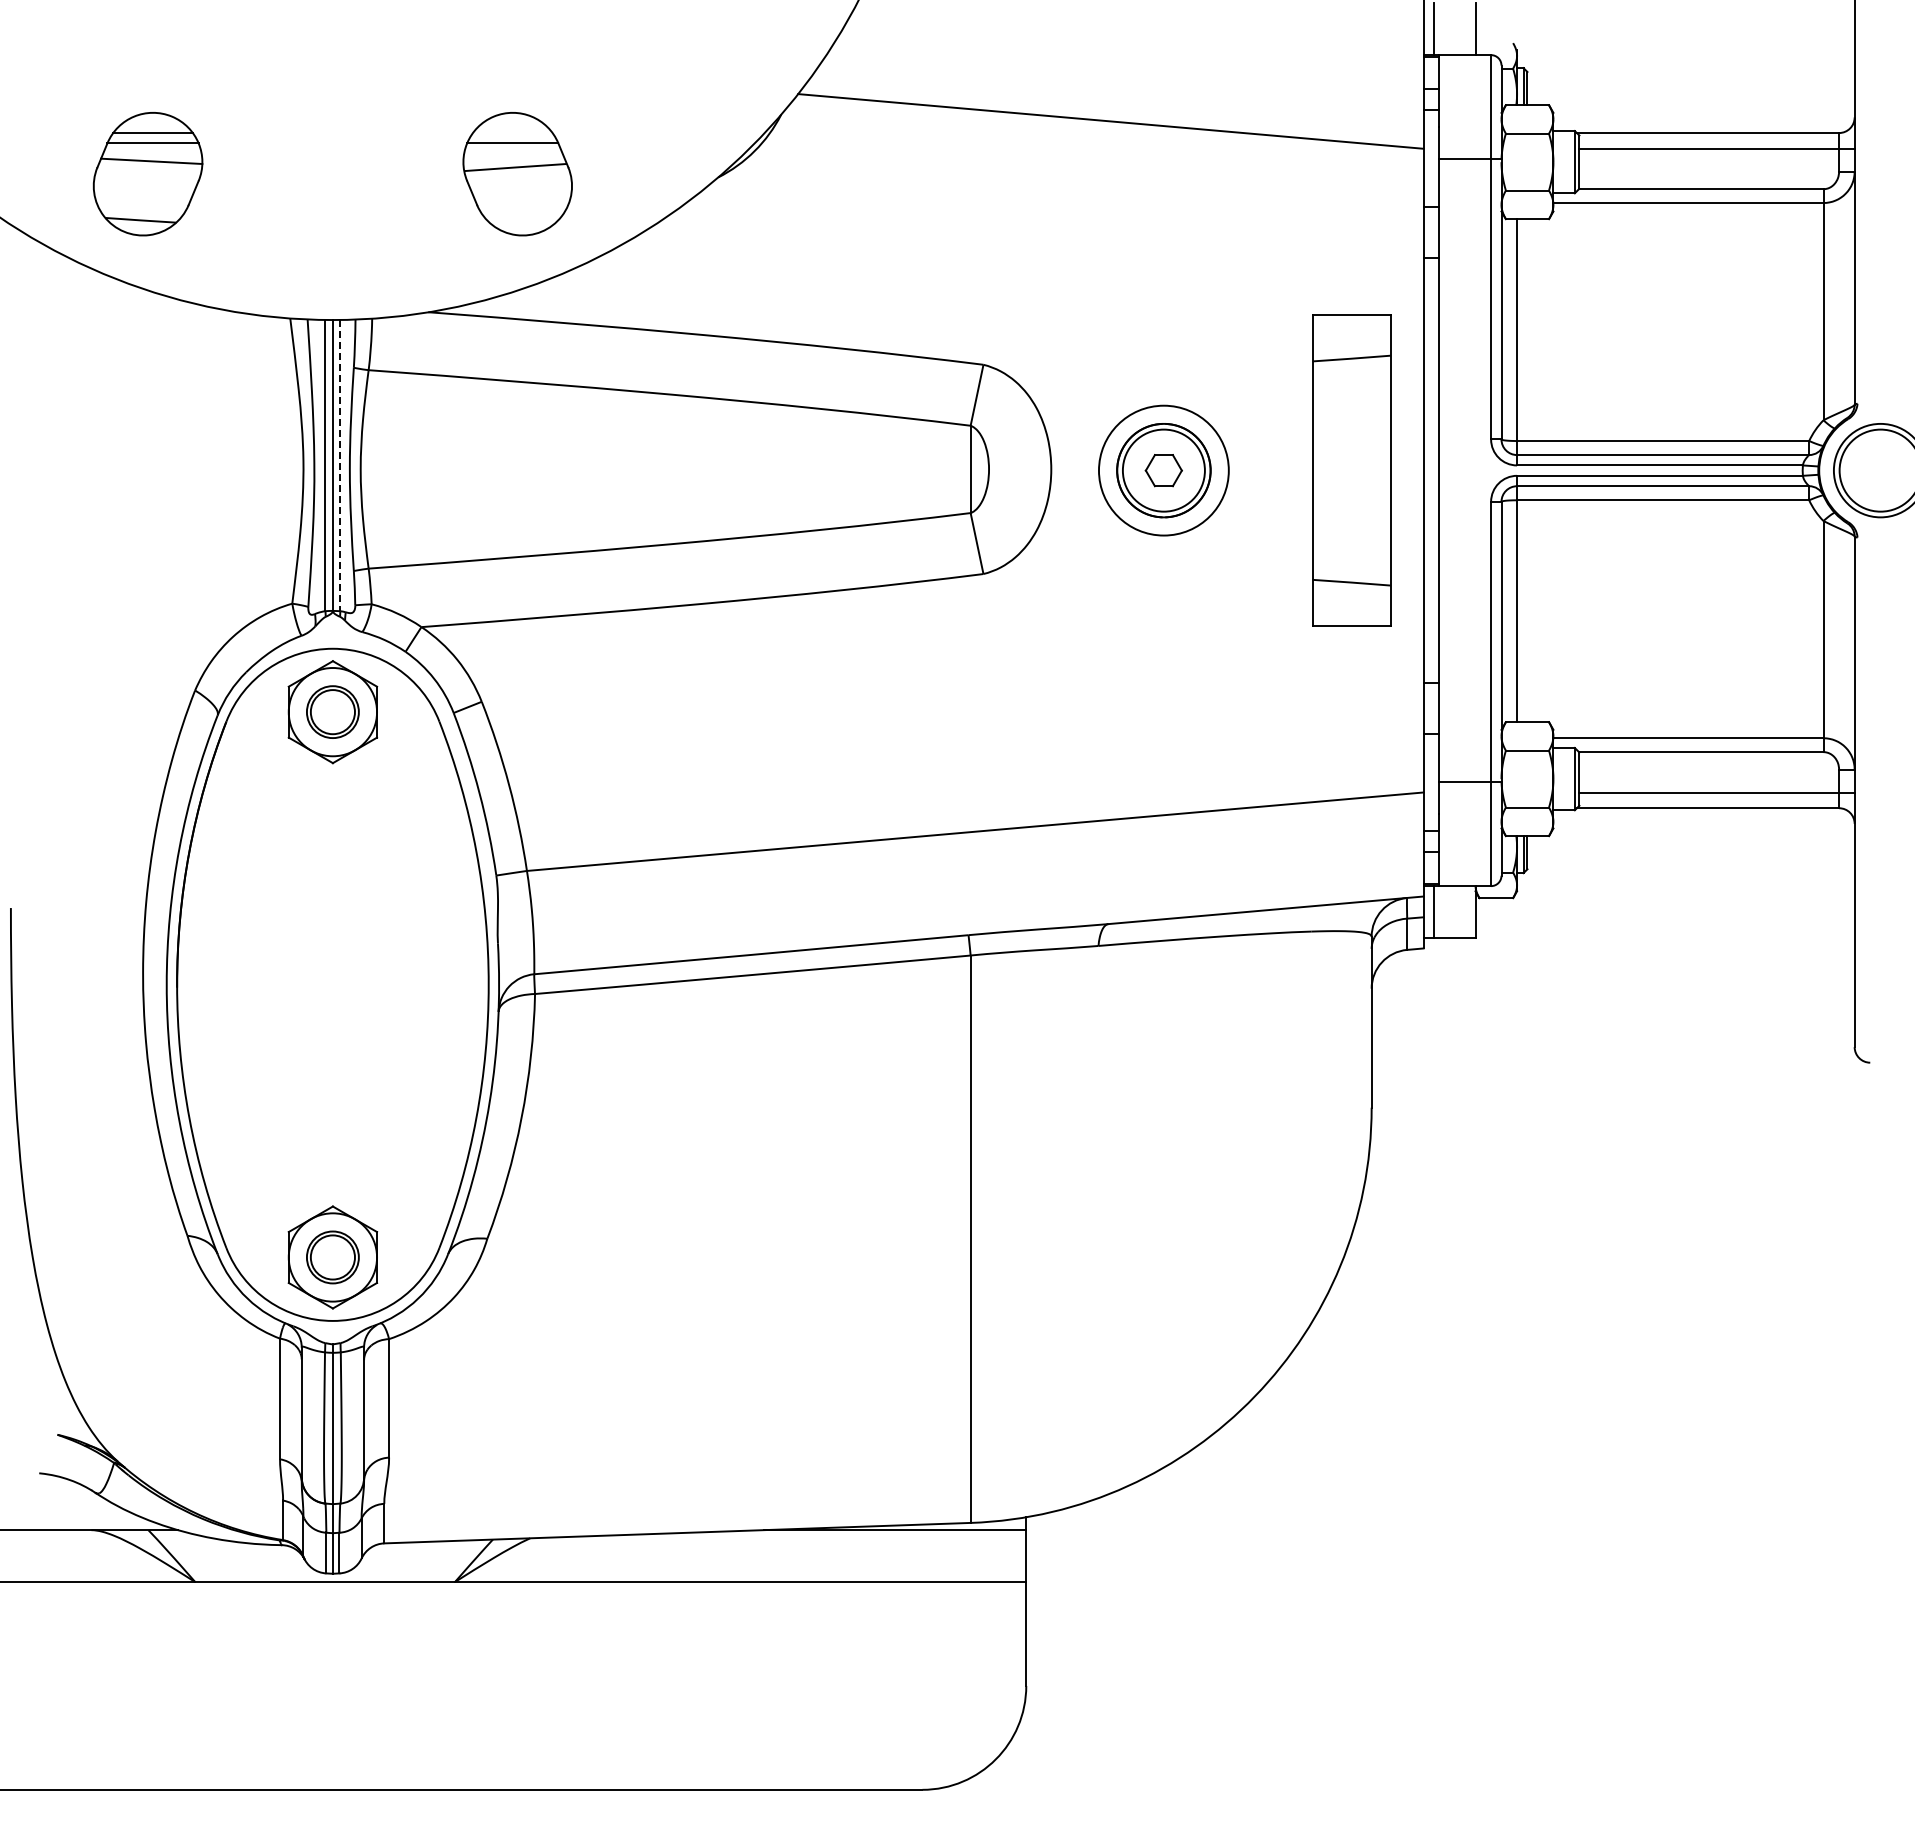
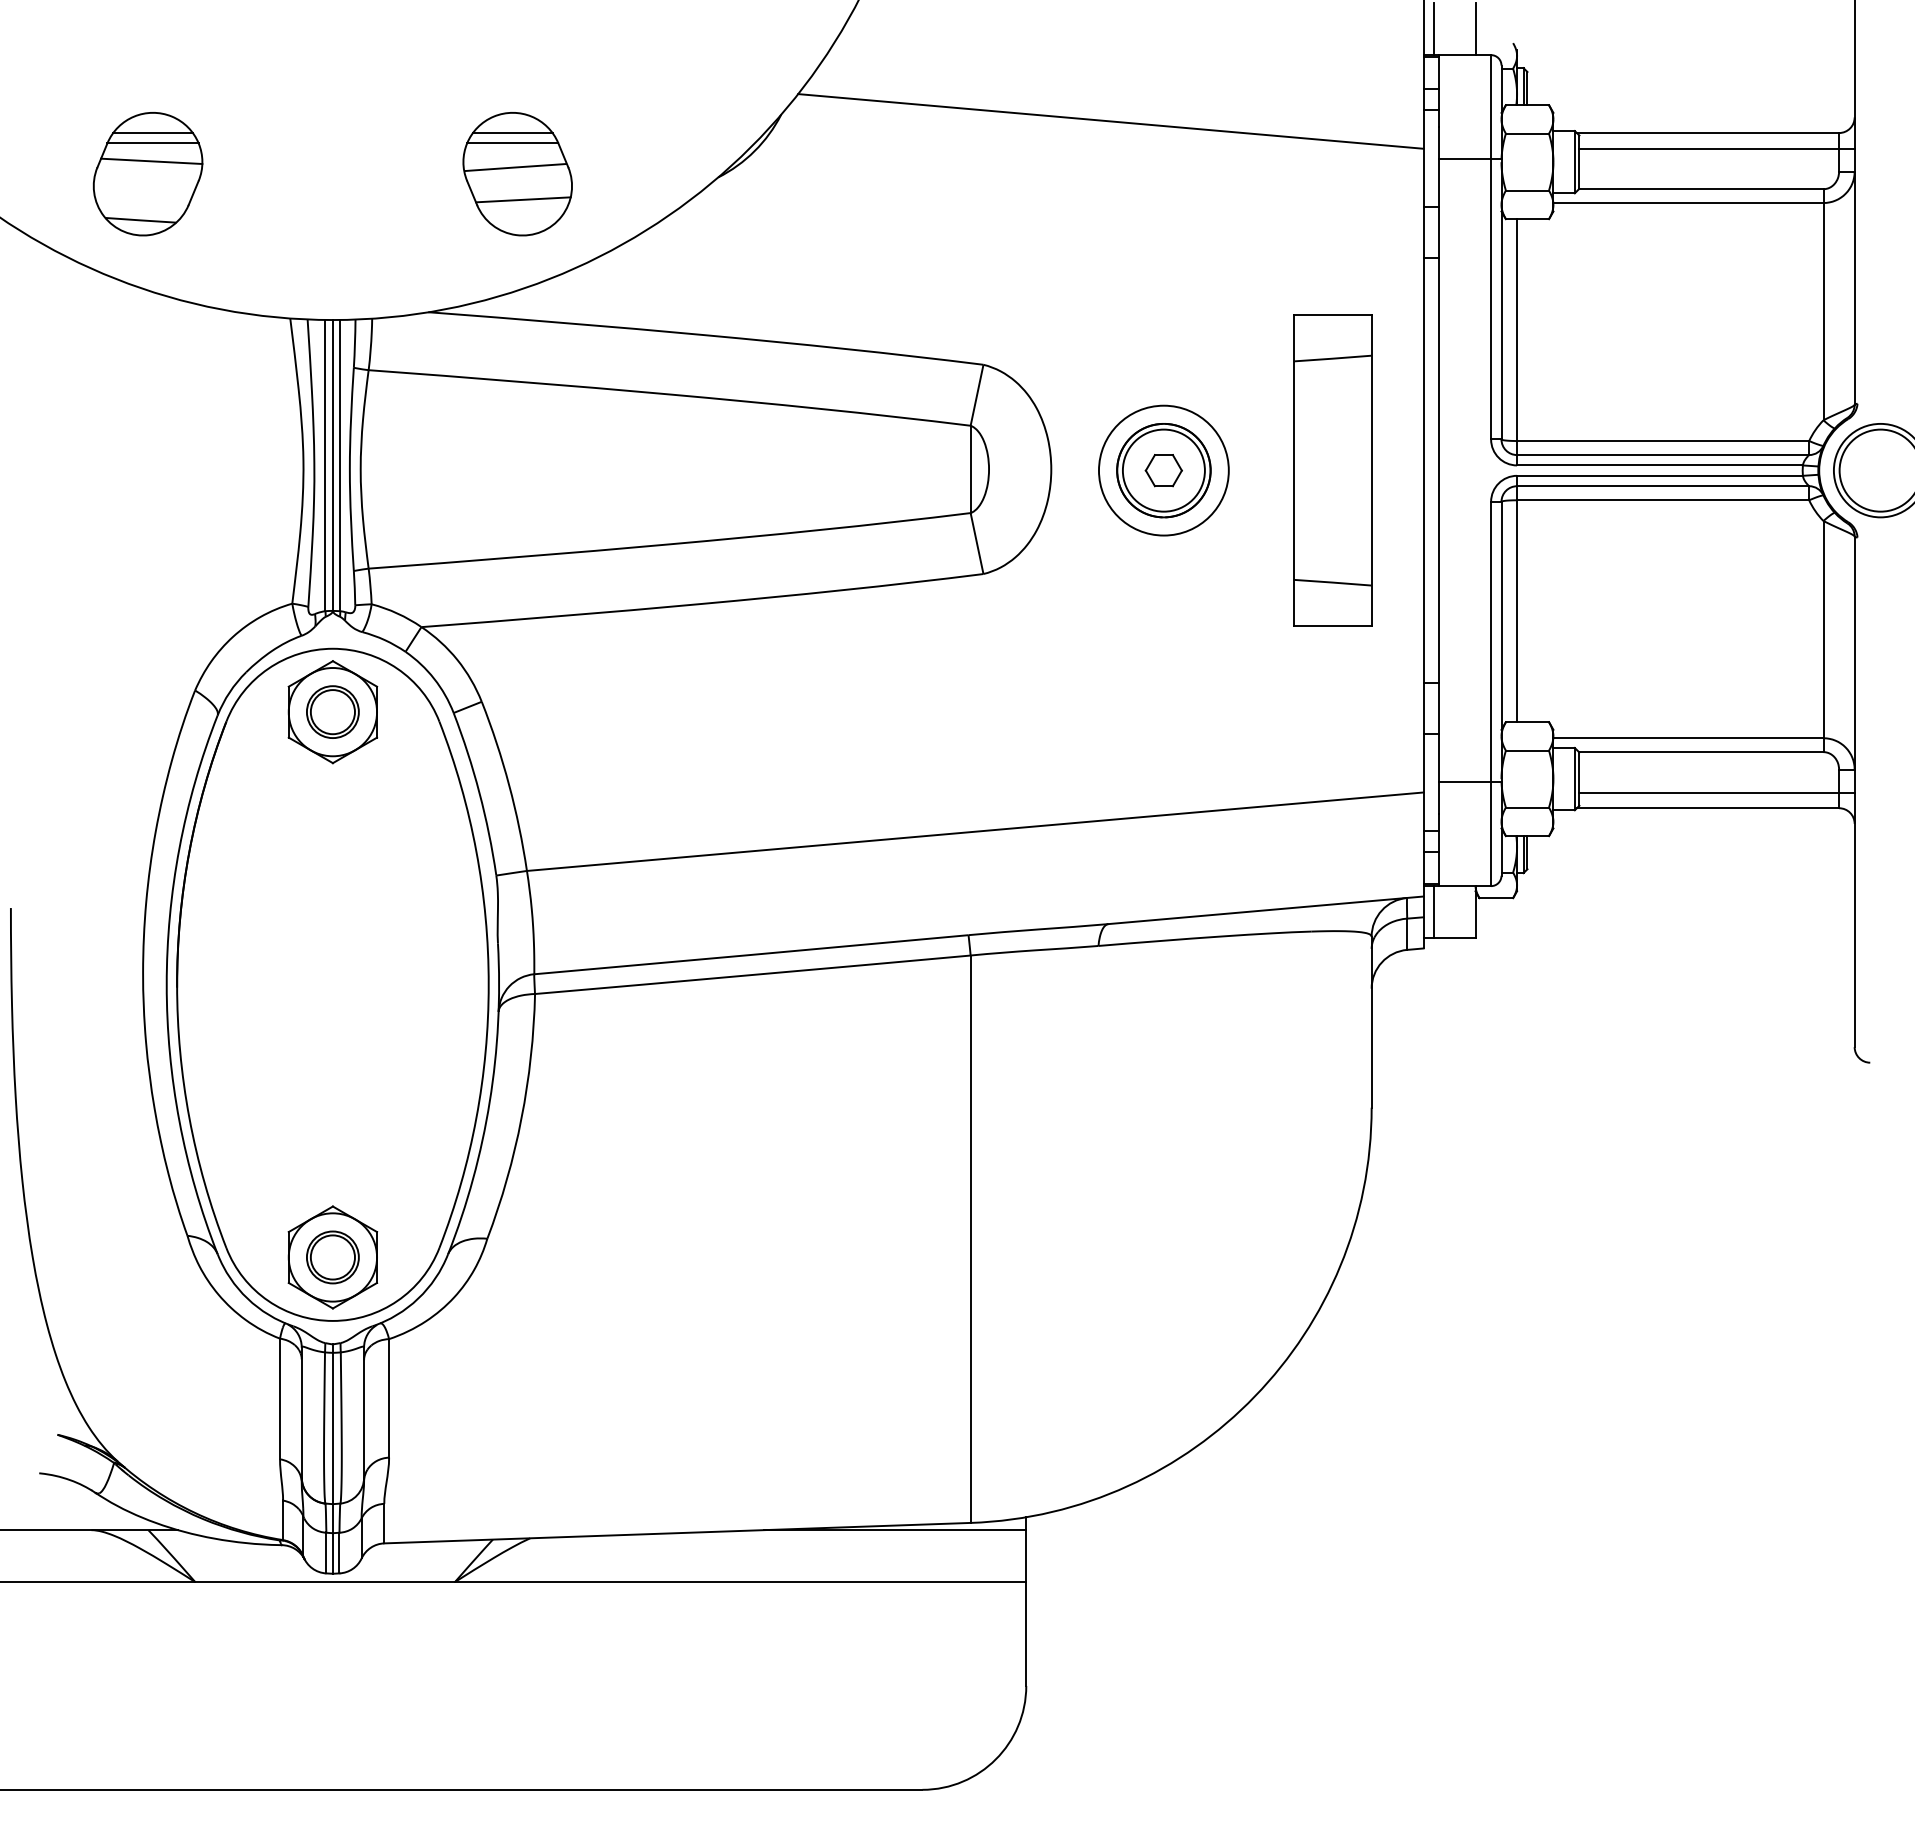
line: none -> present (512, 133)
line: none -> present (523, 199)
line: dashed -> solid (340, 465)
part position: (1351, 470) -> (1332, 470) (1332, 470)
